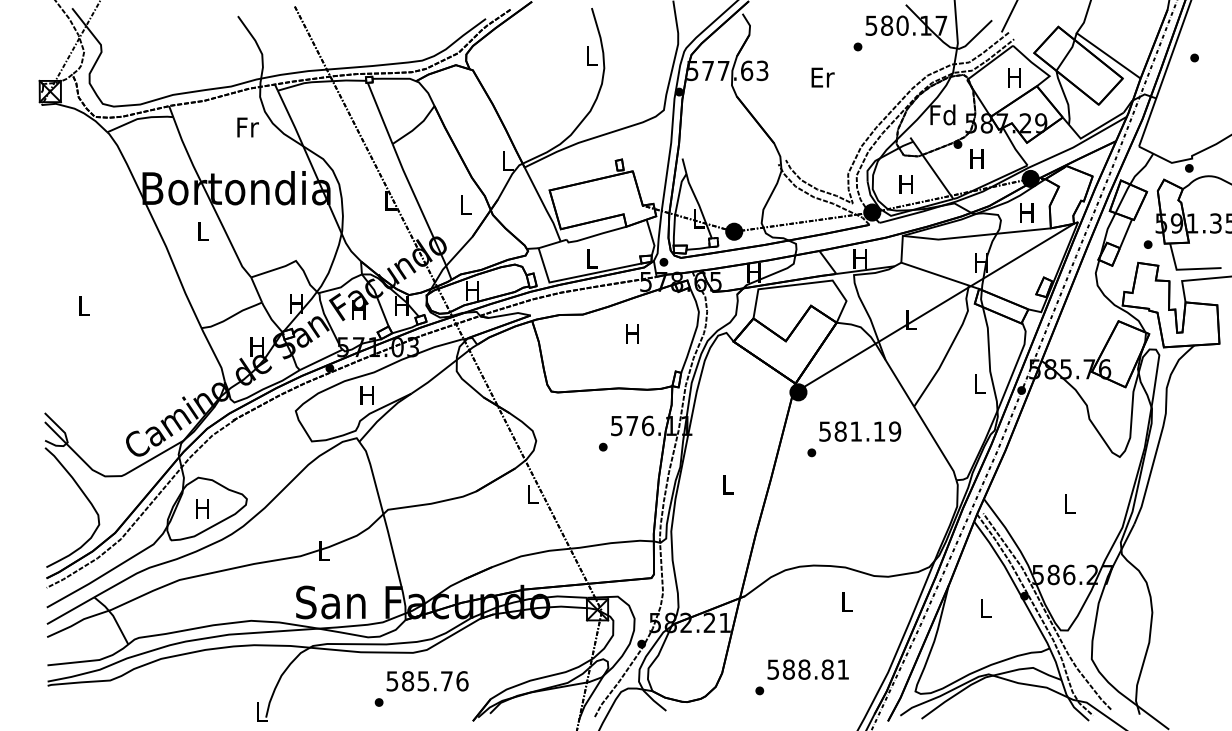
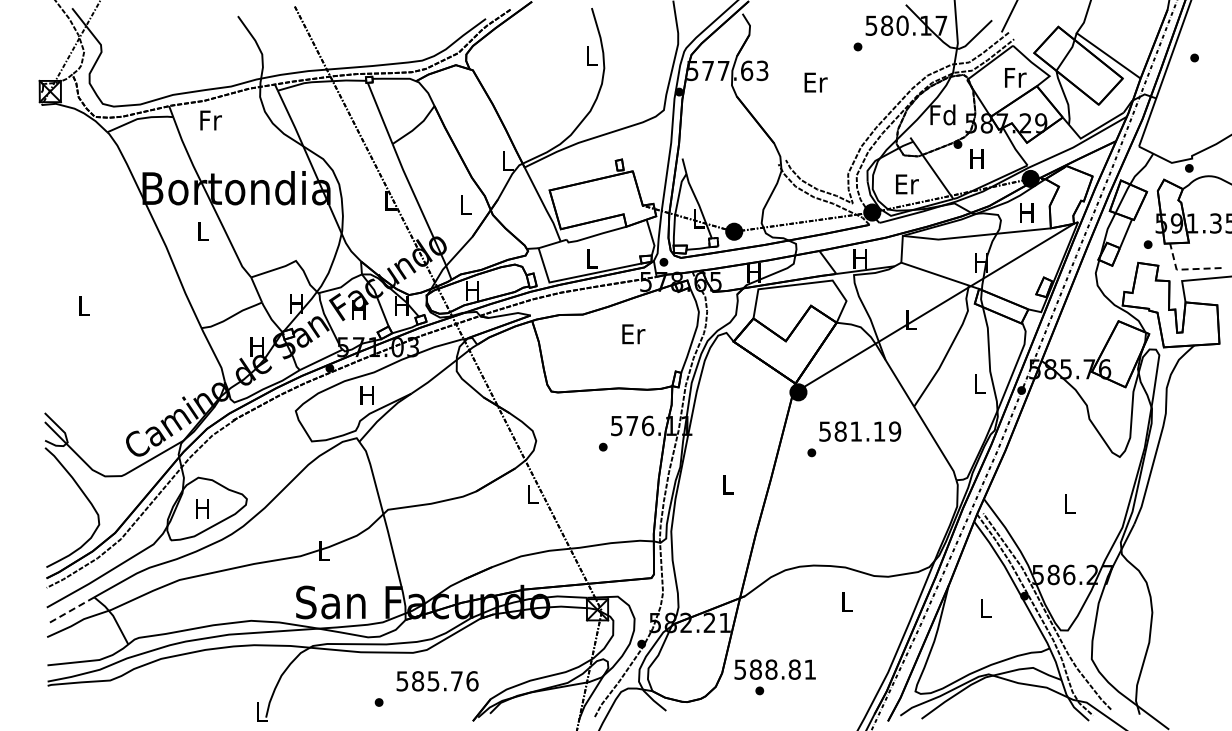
text position: (822, 77) -> (815, 82) (815, 82)
text: H -> Fr (1015, 77)
text position: (247, 127) -> (210, 120) (210, 120)
text: H -> Er (907, 184)
line: solid -> dashed (1184, 269)
text: H -> Er (633, 334)
line: solid -> dashed (70, 611)
text position: (807, 669) -> (774, 669) (774, 669)
text position: (427, 681) -> (437, 681) (437, 681)
